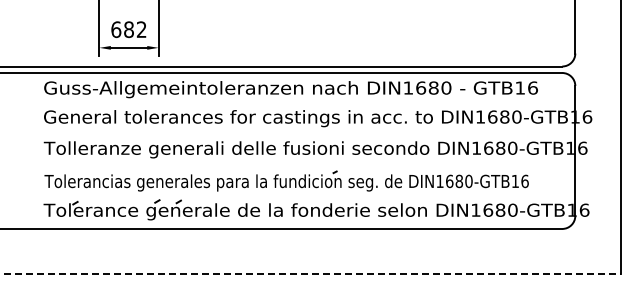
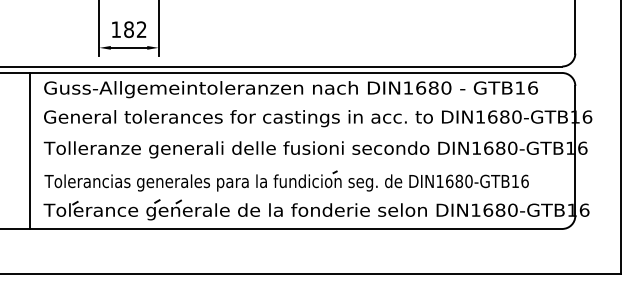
text: 682 -> 182 (116, 29)
line: none -> present (29, 150)
line: dashed -> solid (310, 274)
